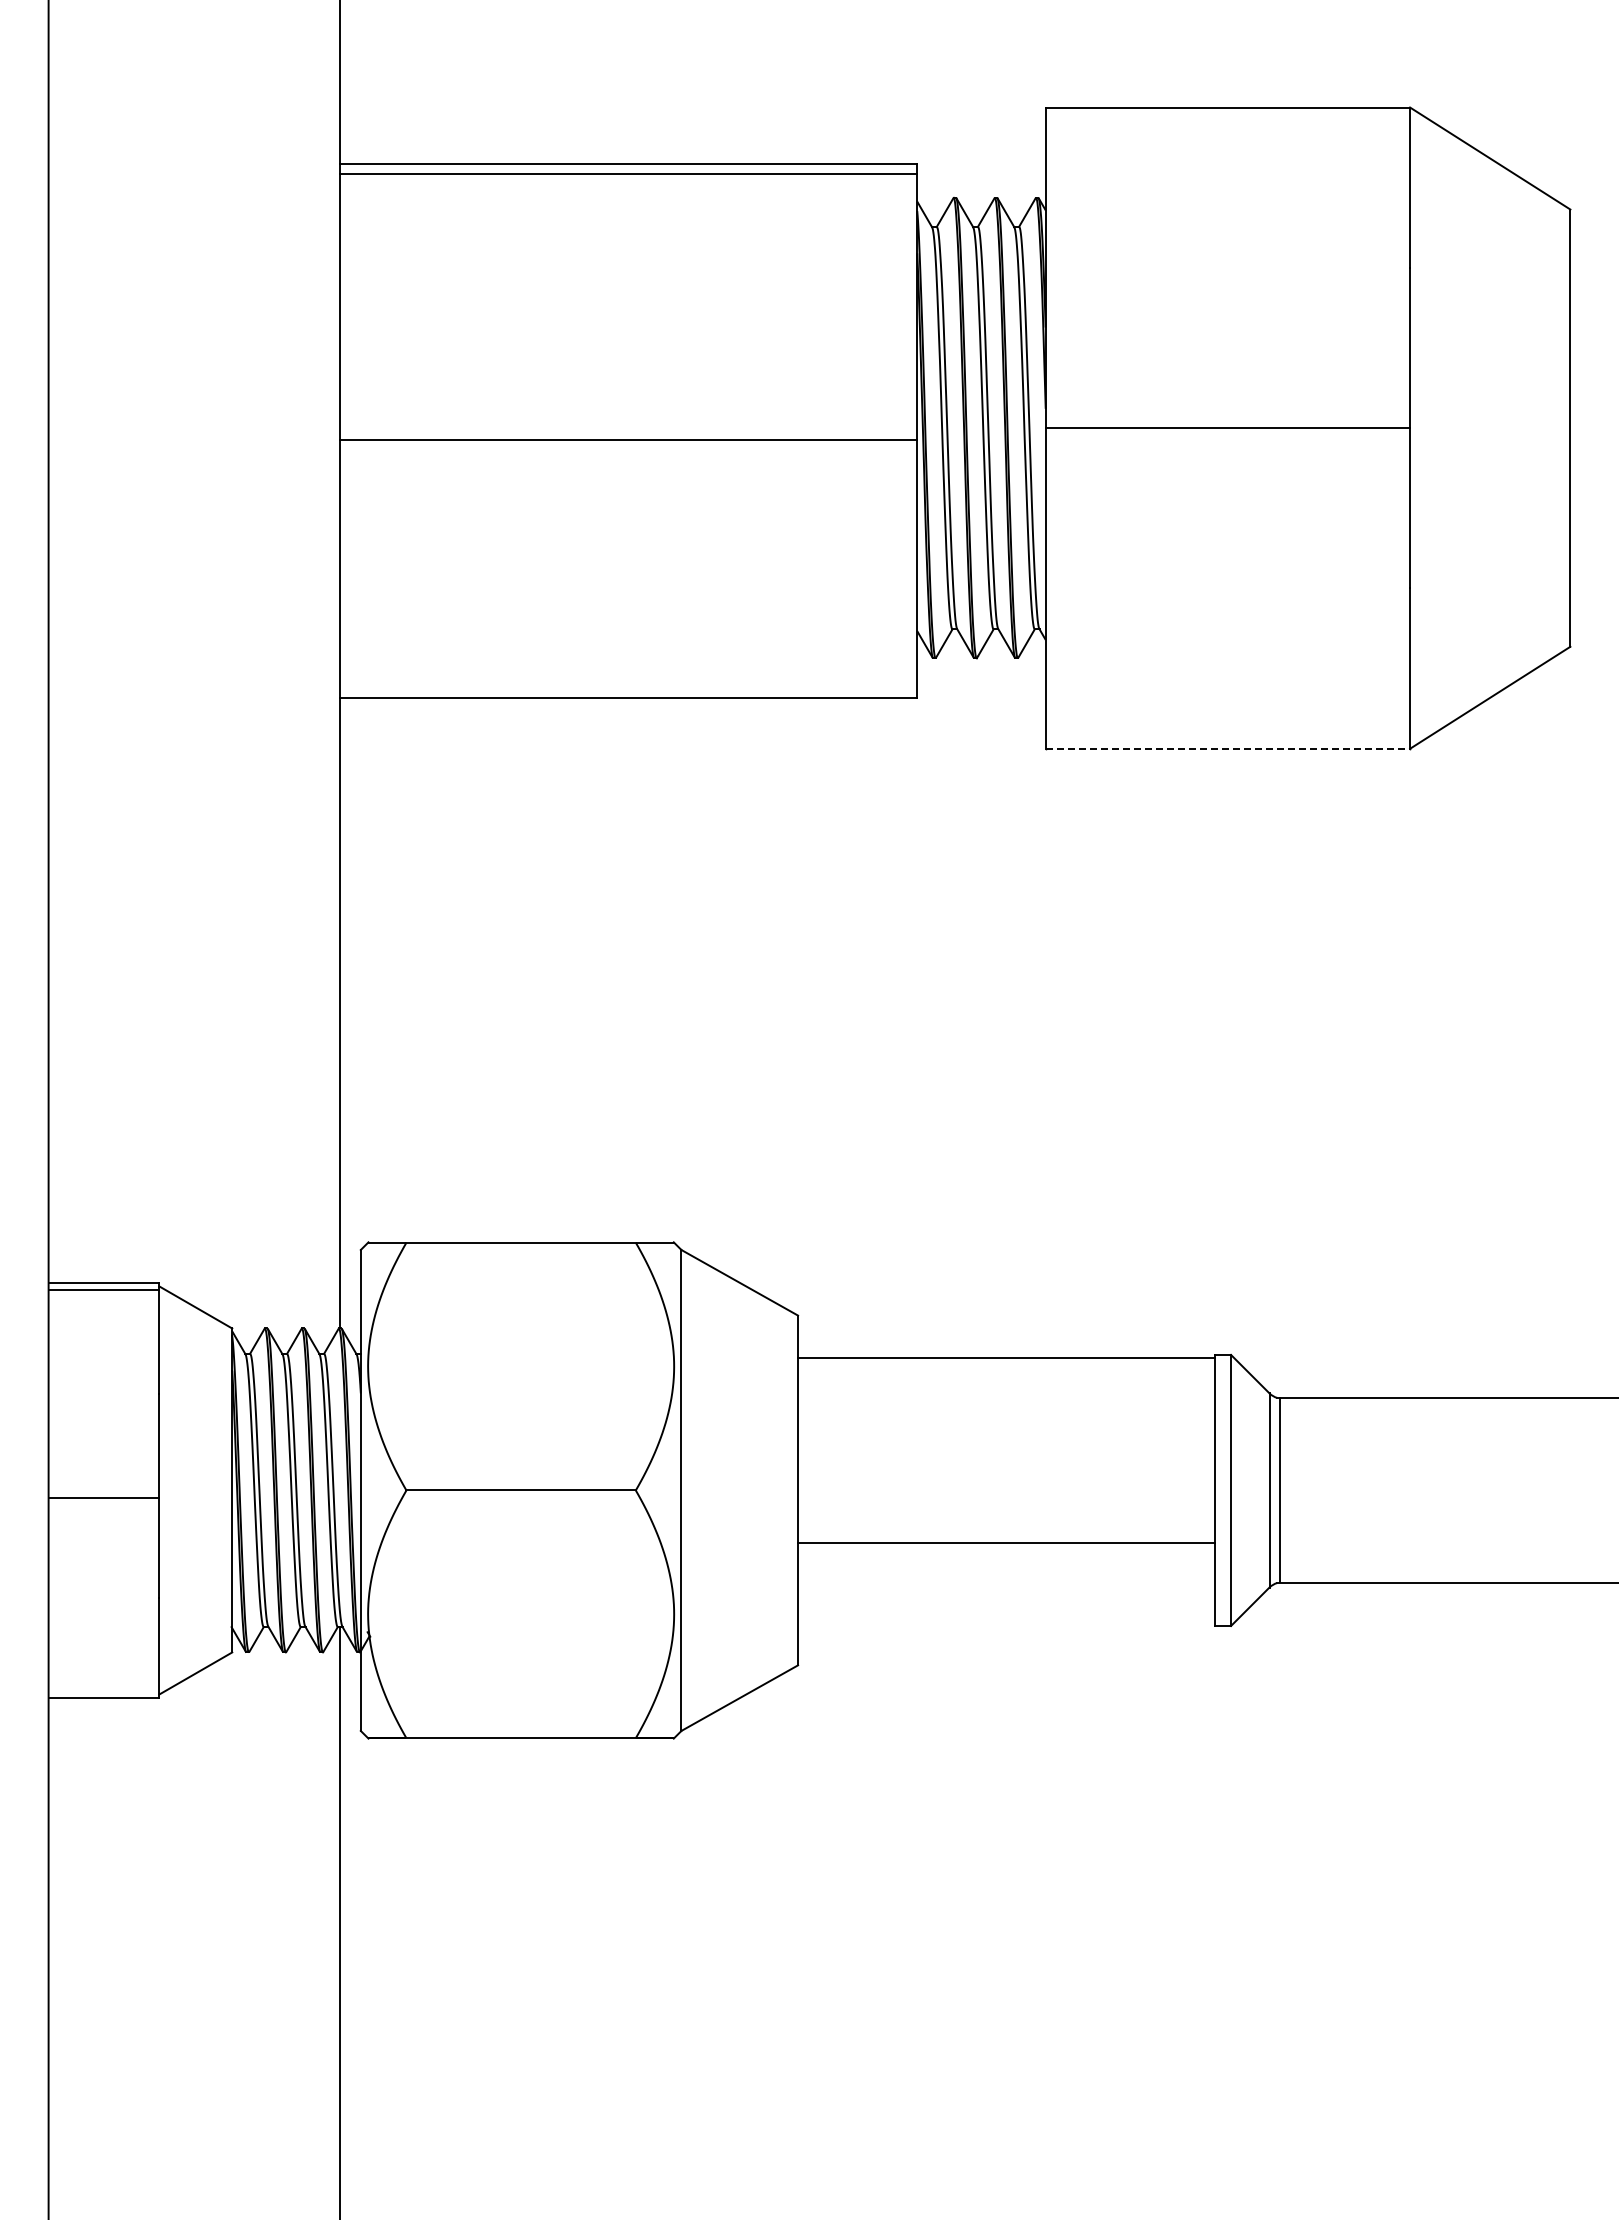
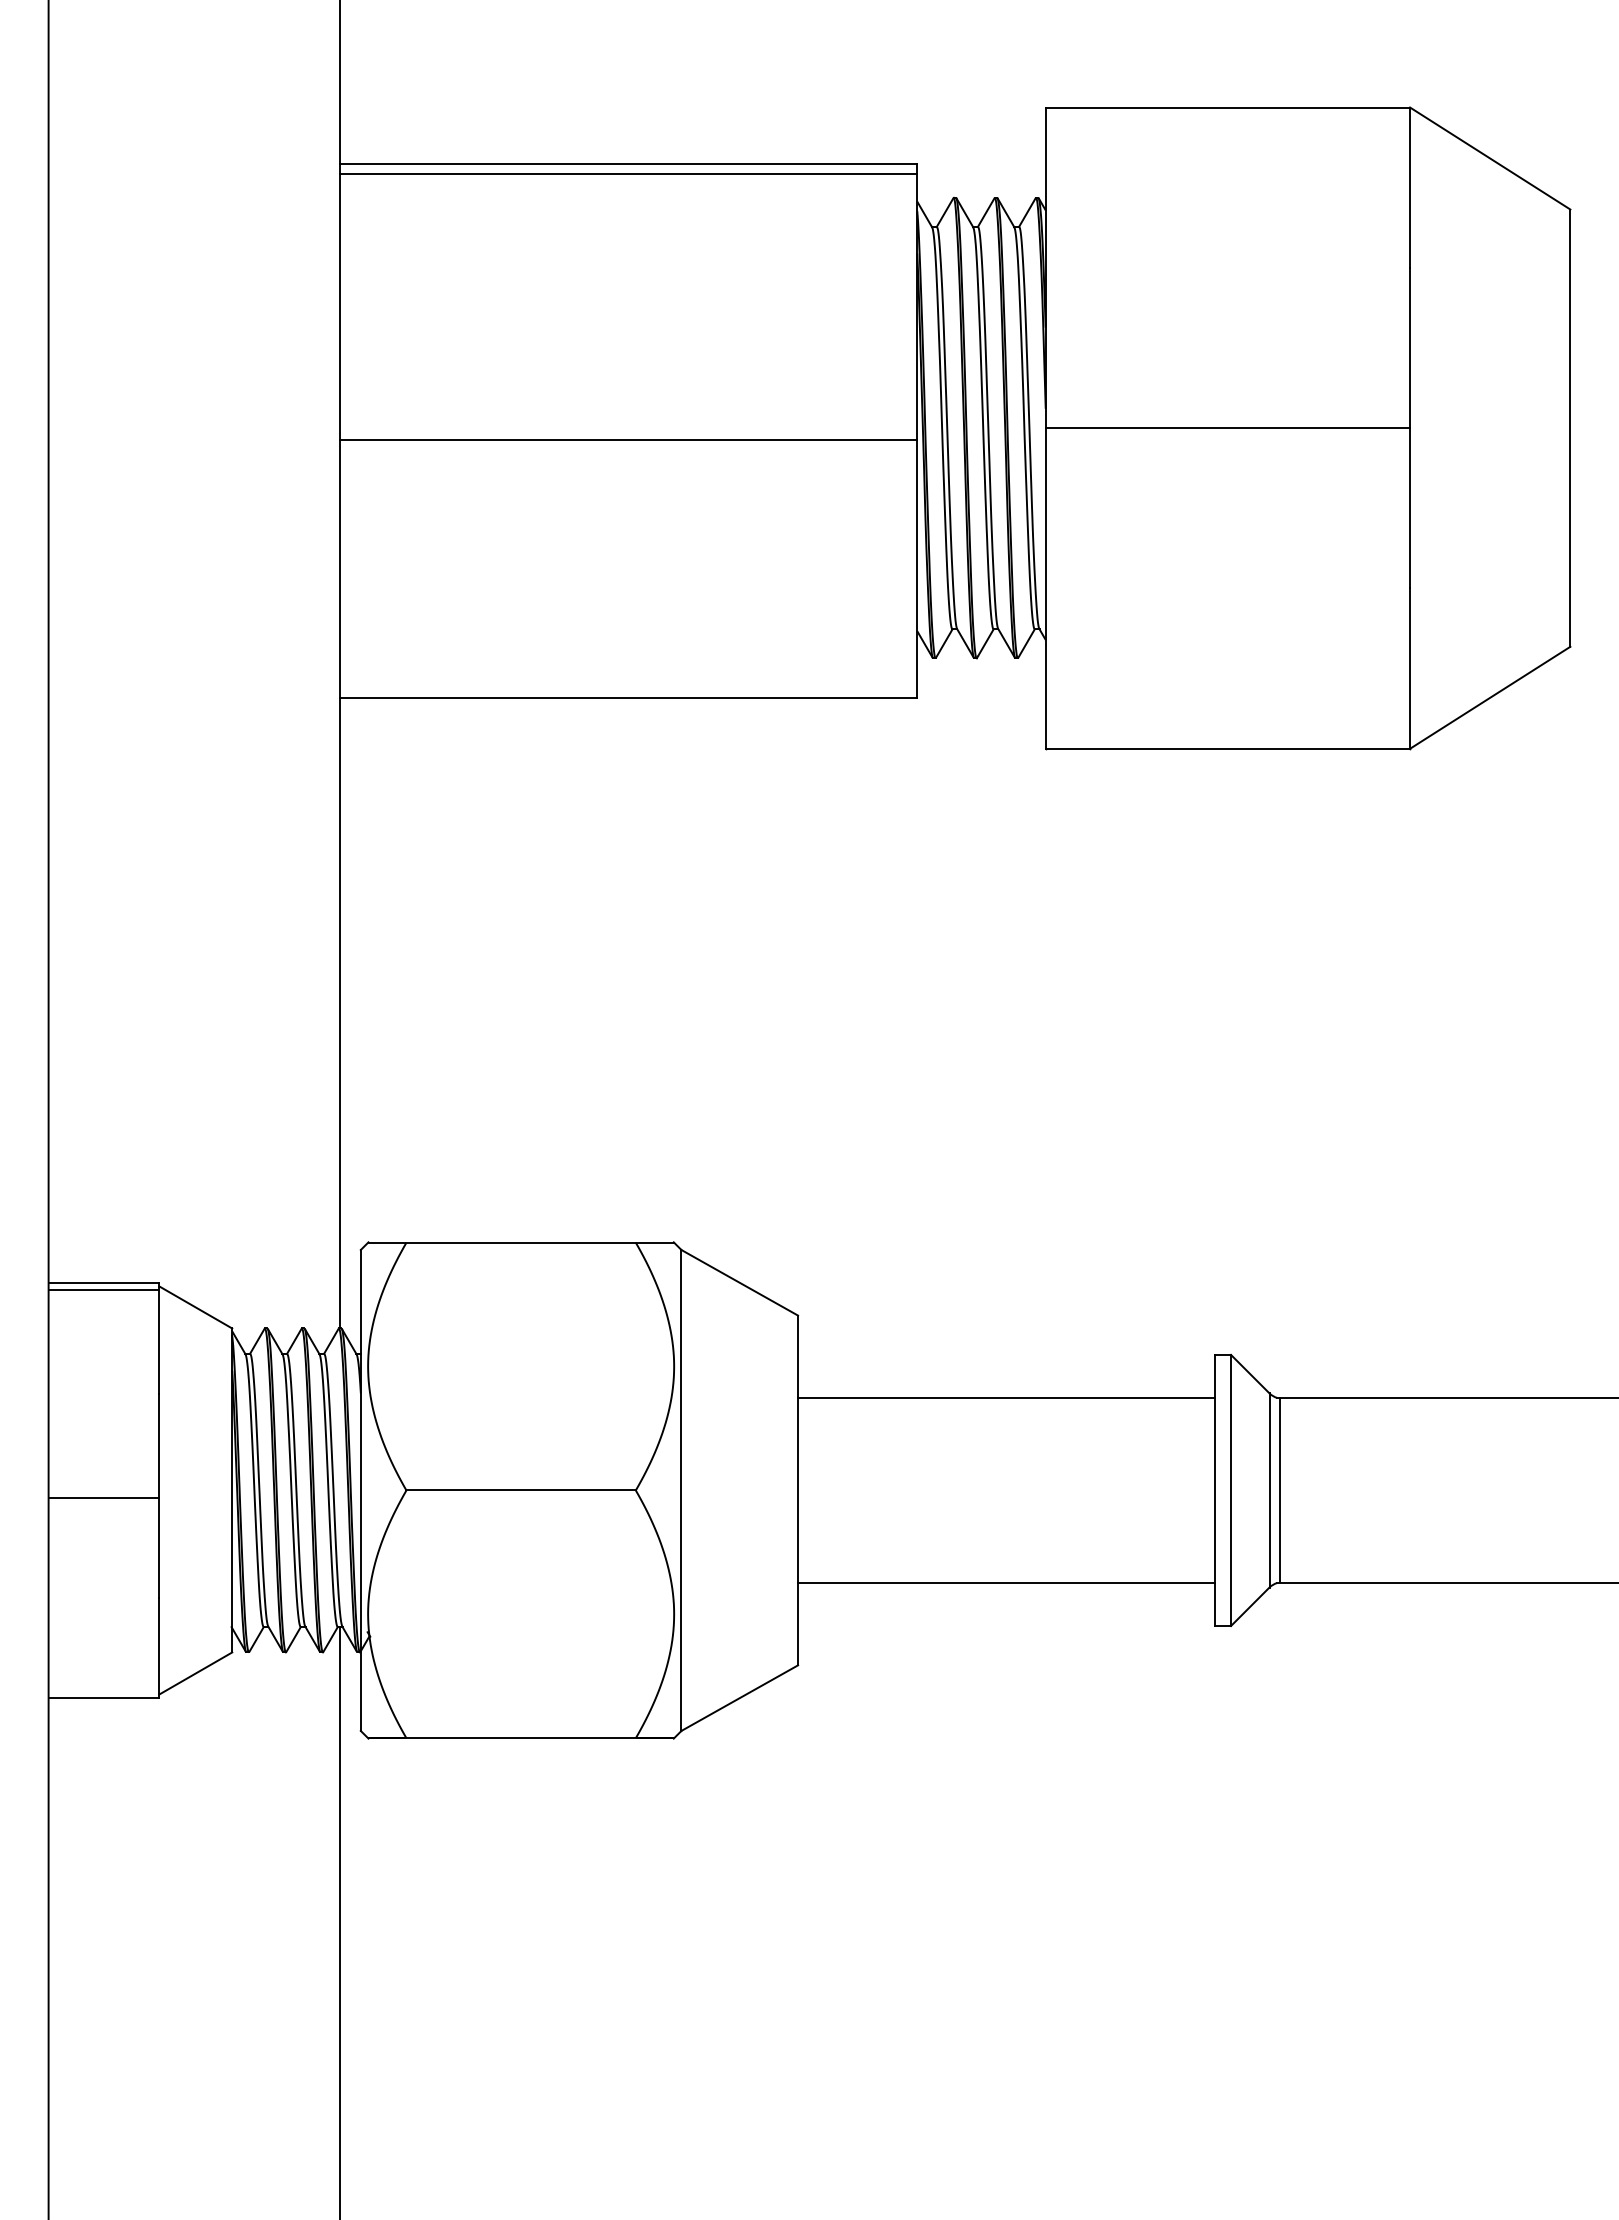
line: dashed -> solid (1228, 748)
line position: (1006, 1357) -> (1006, 1397) (1006, 1397)
line position: (1006, 1543) -> (1006, 1583) (1006, 1583)
